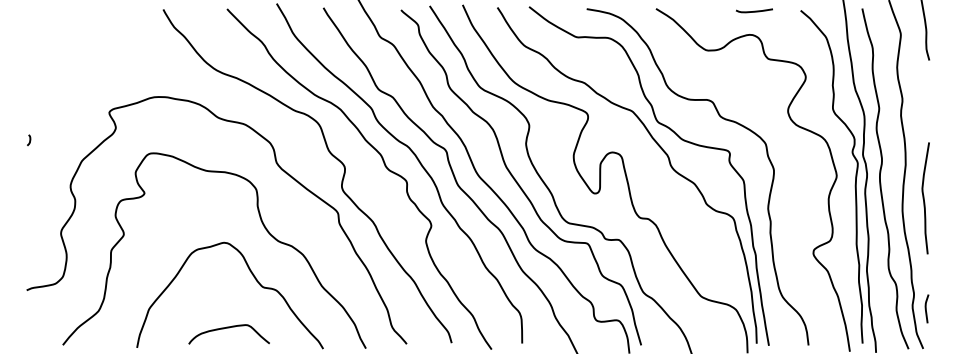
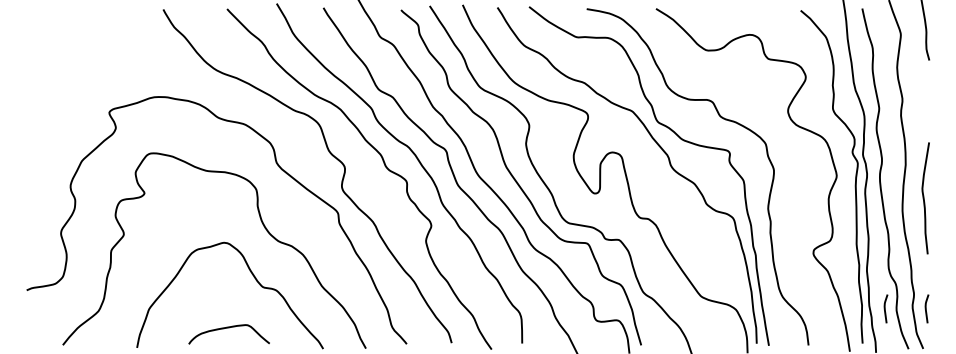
curve: present -> none (754, 10)
curve: present -> none (29, 139)
curve: none -> present (885, 308)
